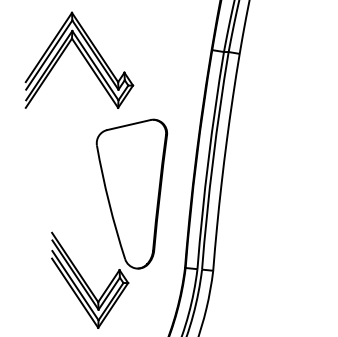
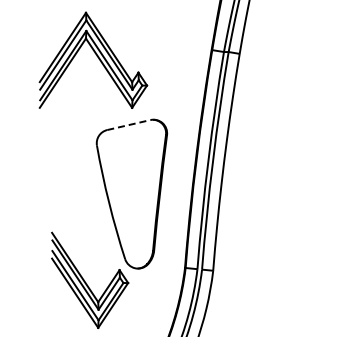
part position: (79, 59) -> (93, 59) (93, 59)
line: solid -> dashed (129, 124)
